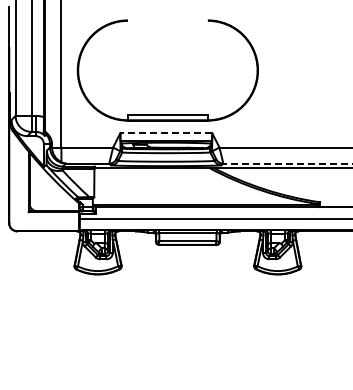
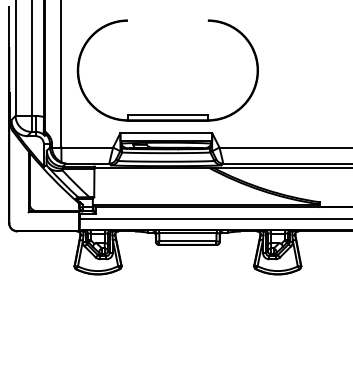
line: dashed -> solid (166, 133)
line: dashed -> solid (288, 163)
